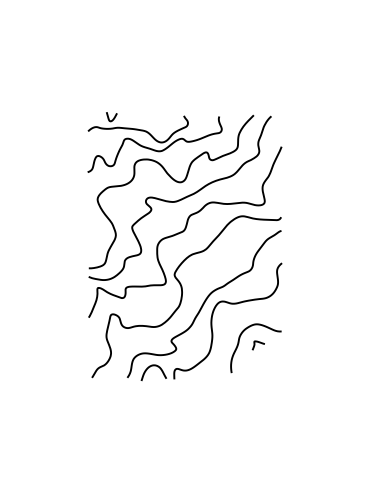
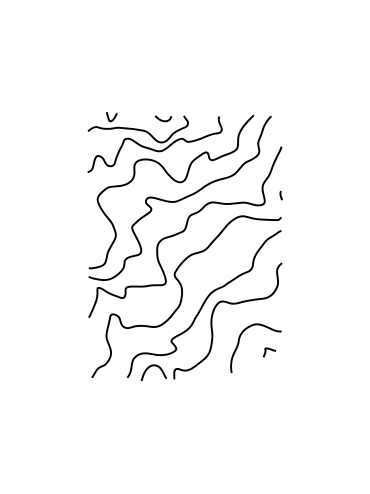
curve: none -> present (163, 120)
curve: none -> present (280, 195)
curve position: (255, 345) -> (266, 352) (266, 352)
